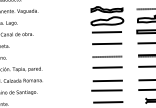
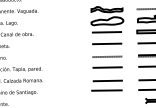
line: present -> none (108, 102)
